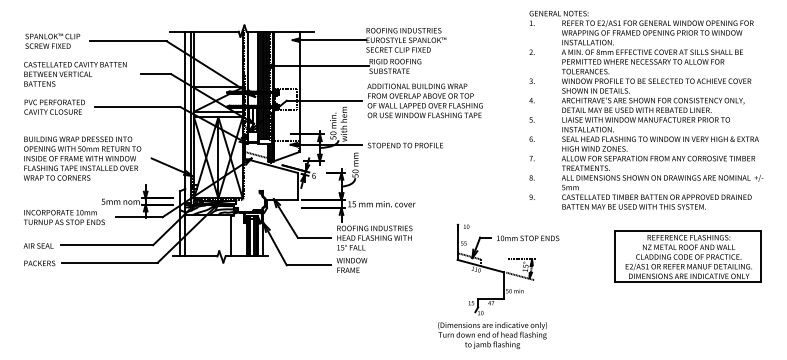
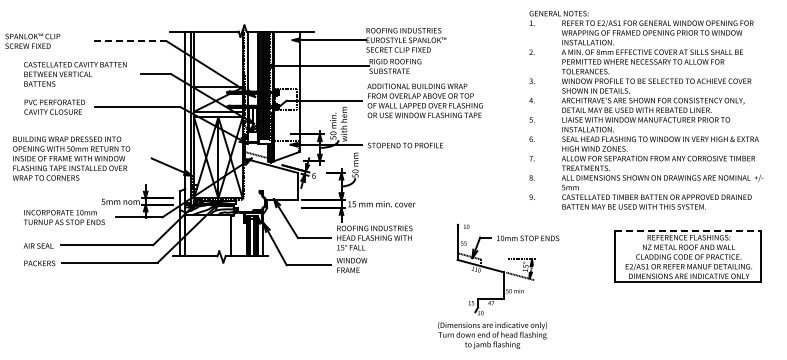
text position: (52, 40) -> (32, 40) (32, 40)
line: solid -> dashed (128, 41)
text position: (82, 158) -> (71, 158) (71, 158)
line: solid -> dashed (688, 230)
